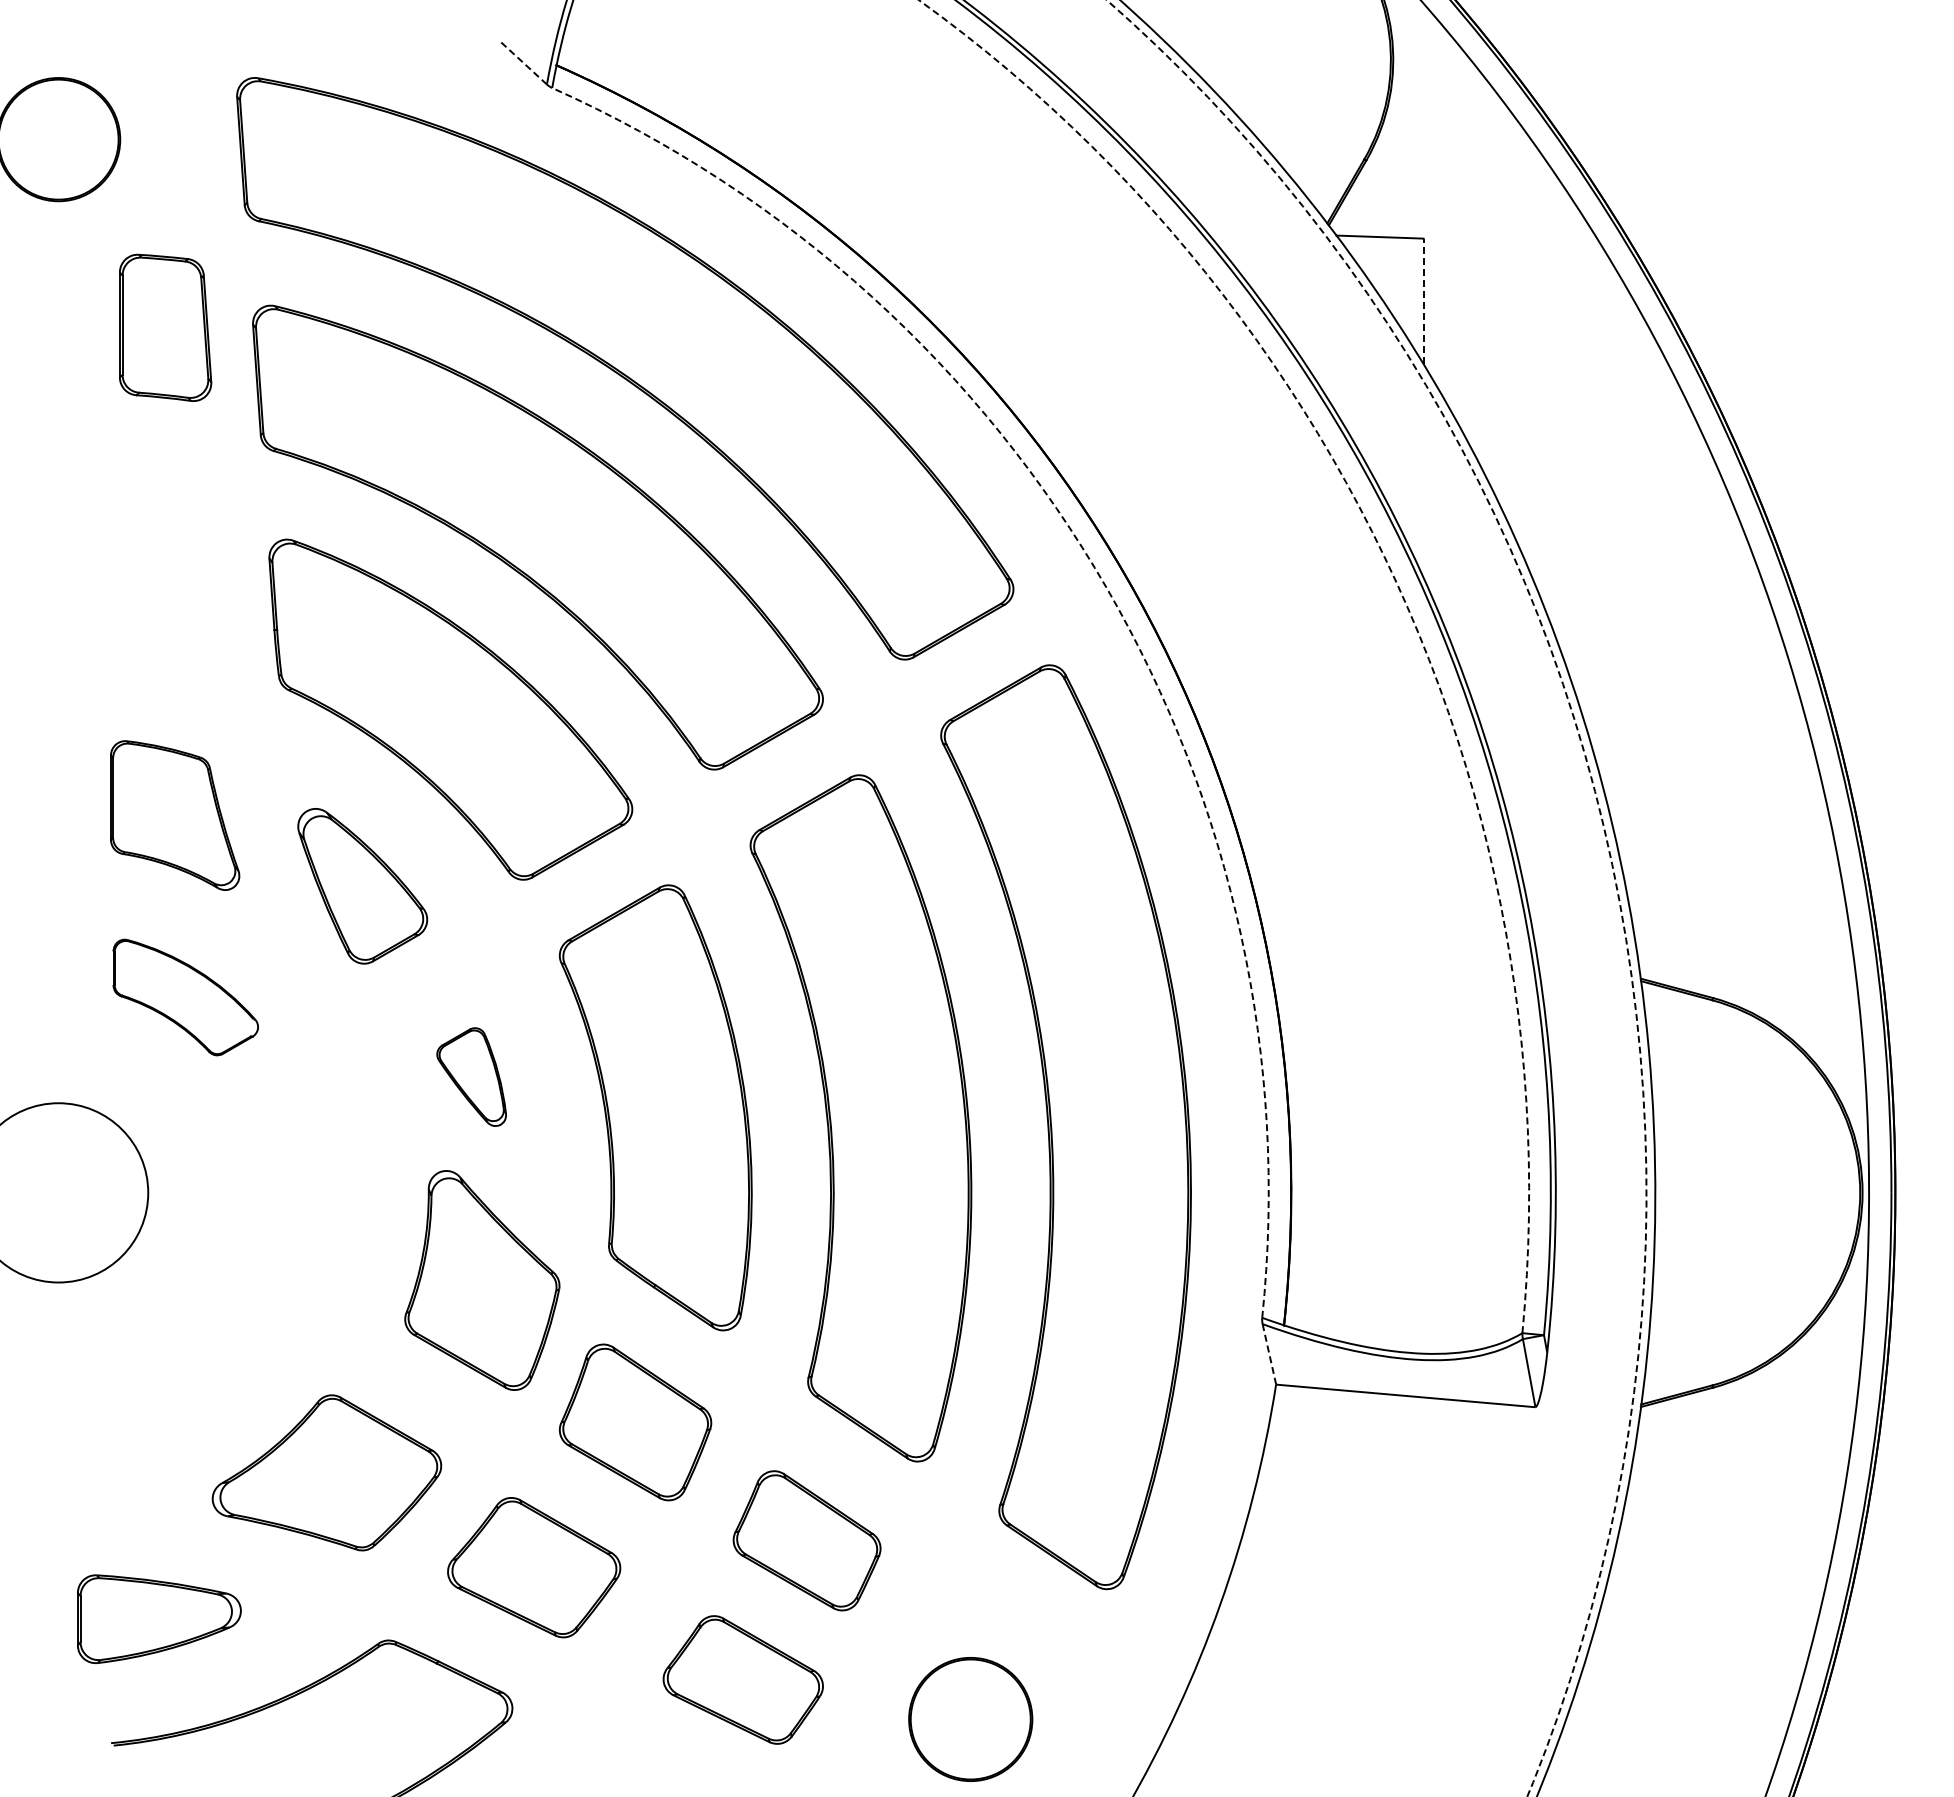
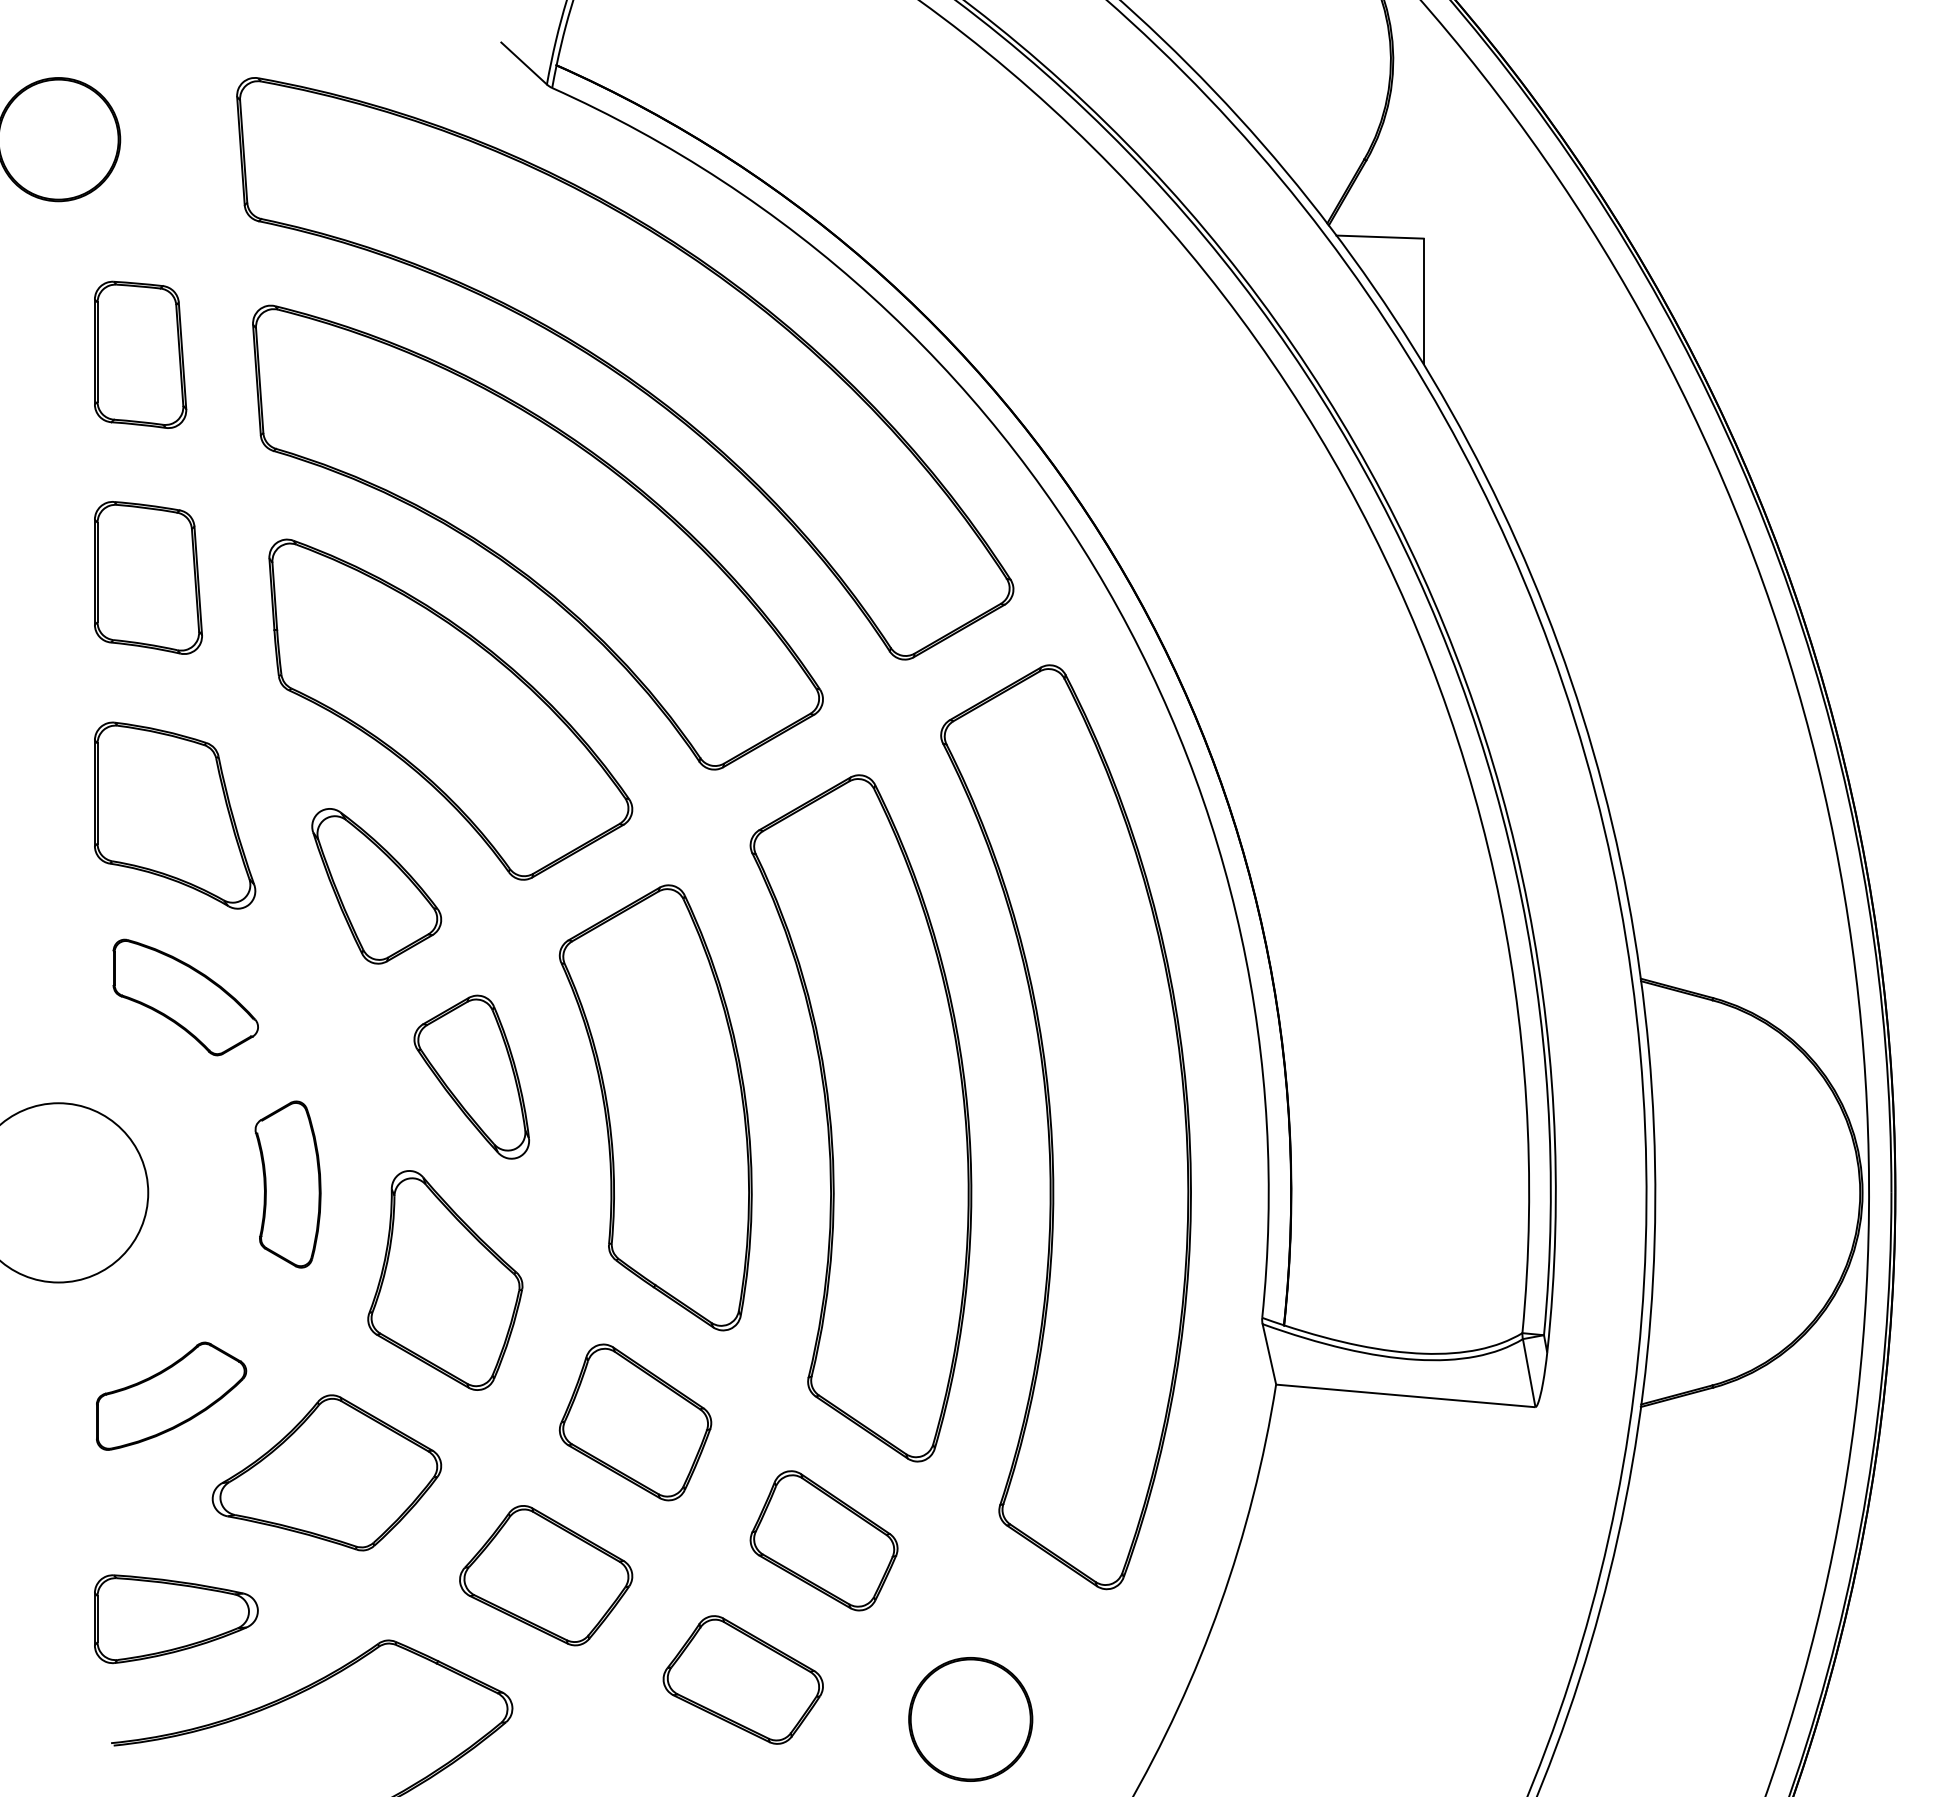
line: dashed -> solid (524, 63)
line: dashed -> solid (1423, 301)
part position: (165, 327) -> (140, 354) (140, 354)
part: none -> present (148, 577)
arc: dashed -> solid (1396, 583)
arc: dashed -> solid (1106, 587)
part size: 131x151 px -> 163x189 px (175, 815)
arc: dashed -> solid (1604, 828)
part position: (362, 886) -> (376, 886) (376, 886)
part size: 71x100 px -> 117x166 px (471, 1076)
part: none -> present (287, 1184)
part position: (482, 1280) -> (445, 1280) (445, 1280)
line: dashed -> solid (1269, 1354)
part: none -> present (171, 1395)
part position: (806, 1540) -> (823, 1540) (823, 1540)
part position: (534, 1567) -> (546, 1575) (546, 1575)
part position: (159, 1619) -> (176, 1619) (176, 1619)
